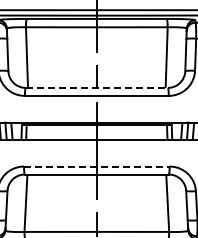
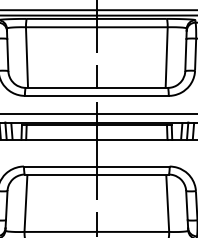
line: dashed -> solid (97, 87)
line: none -> present (98, 113)
line: dashed -> solid (96, 166)
